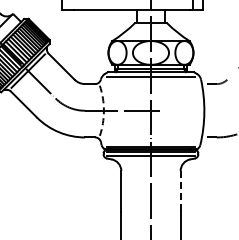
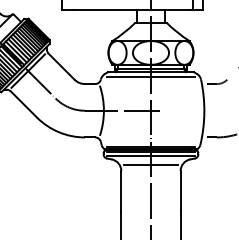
arc: dashed -> solid (103, 110)
line: none -> present (150, 165)
line: dashed -> solid (180, 190)
